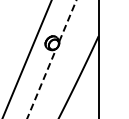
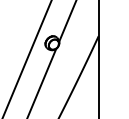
line: dashed -> solid (68, 20)
line: dashed -> solid (41, 83)
